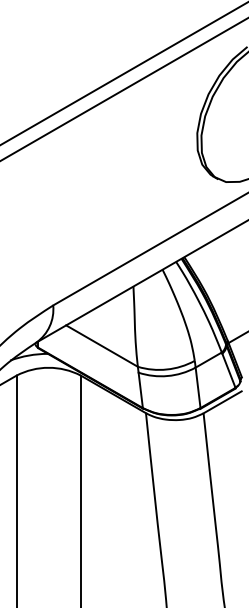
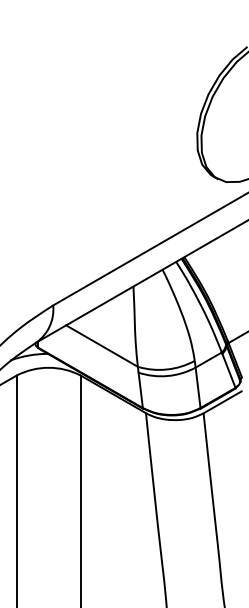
line: present -> none (123, 73)
line: present -> none (123, 89)
